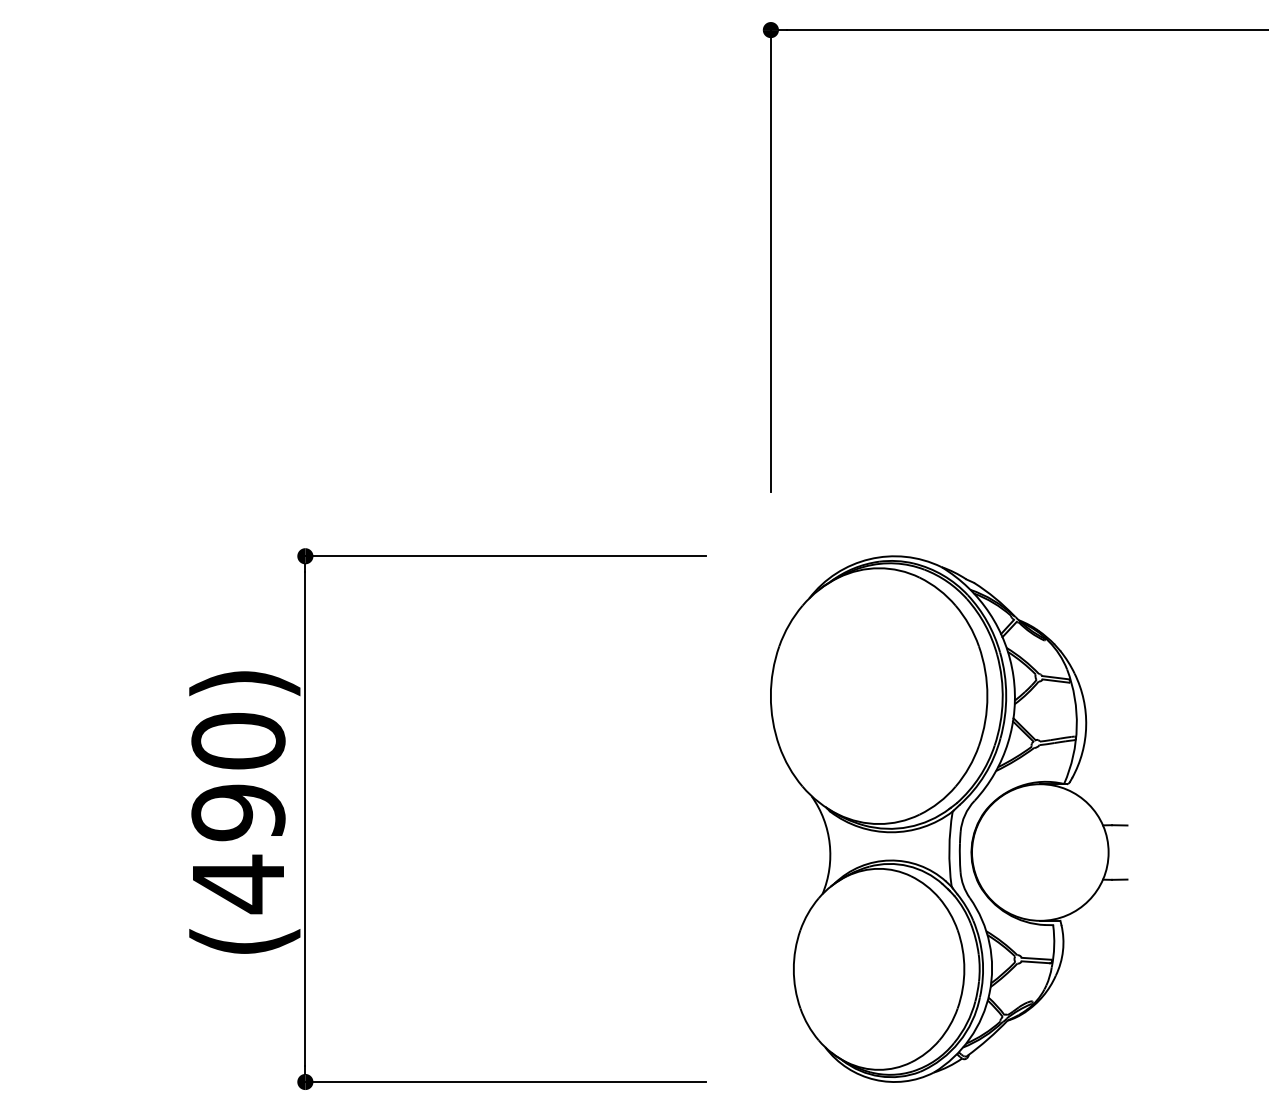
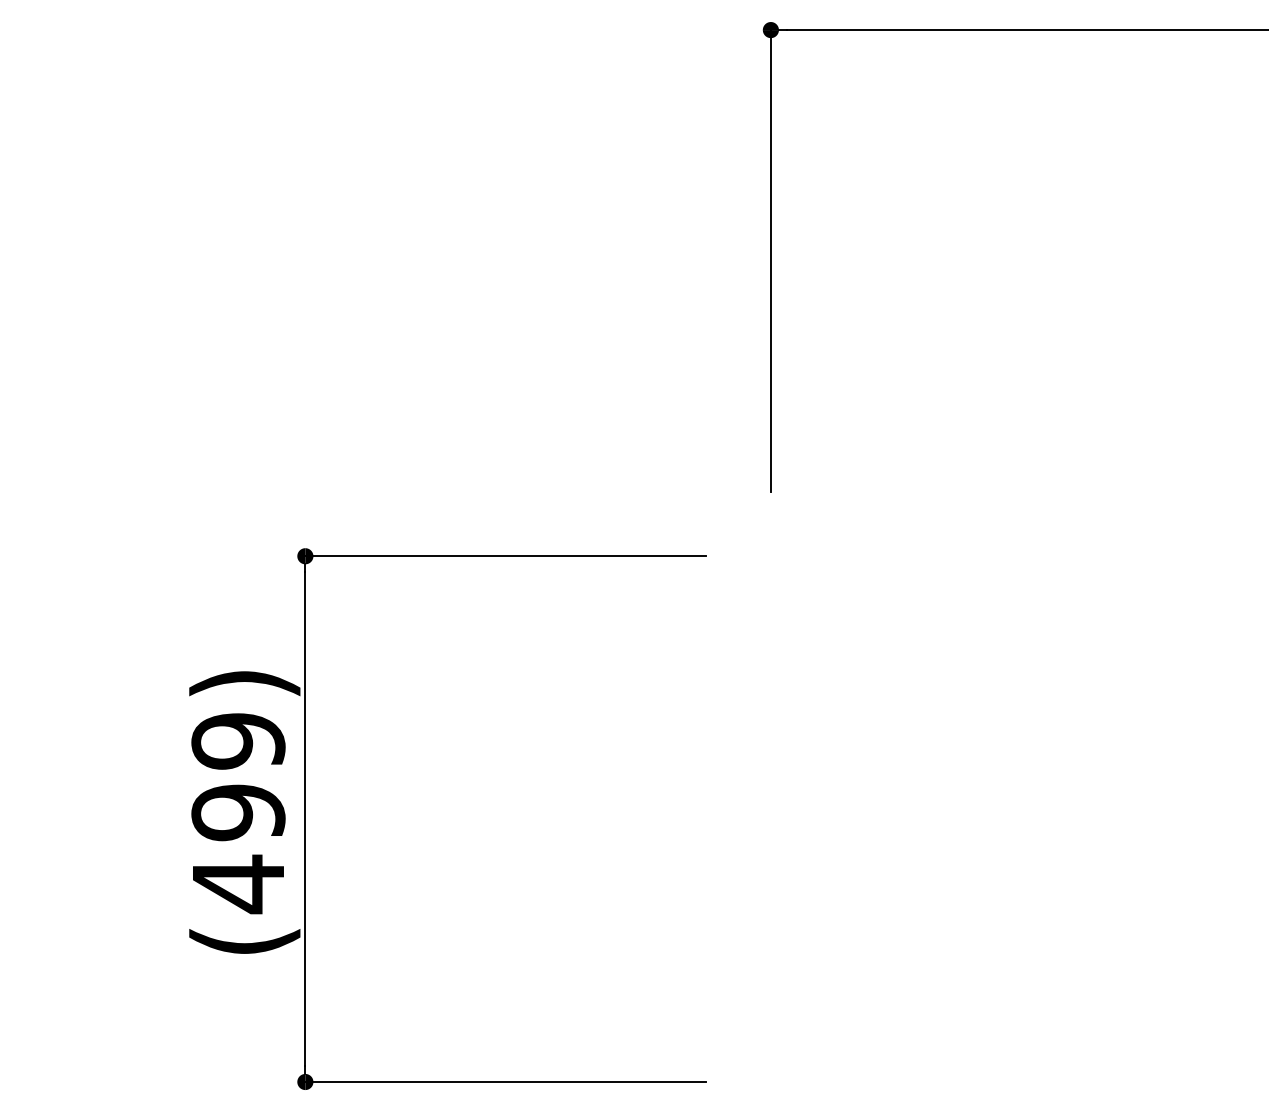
text: (490) -> (499) (238, 741)
part: present -> none (949, 818)
